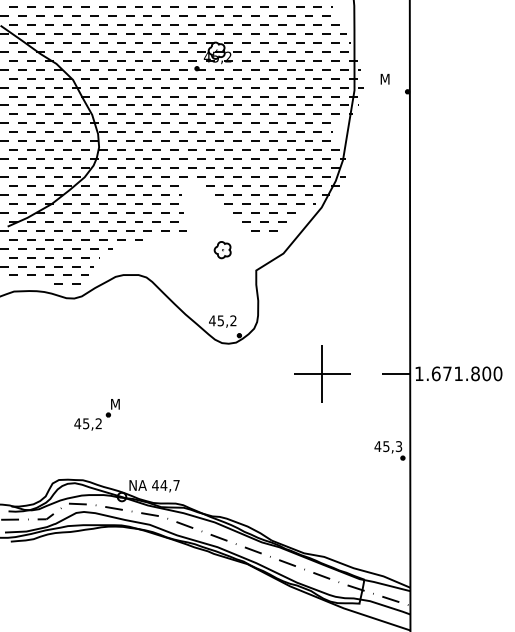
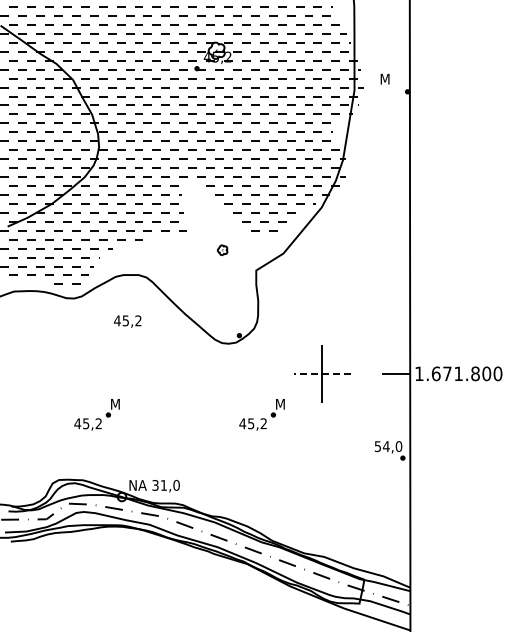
part size: 19x19 px -> 13x12 px (222, 249)
text position: (222, 321) -> (127, 321) (127, 321)
line: solid -> dashed (322, 373)
part: none -> present (261, 414)
text: 45,3 -> 54,0 (388, 446)
text: 44,7 -> 31,0 (165, 485)
